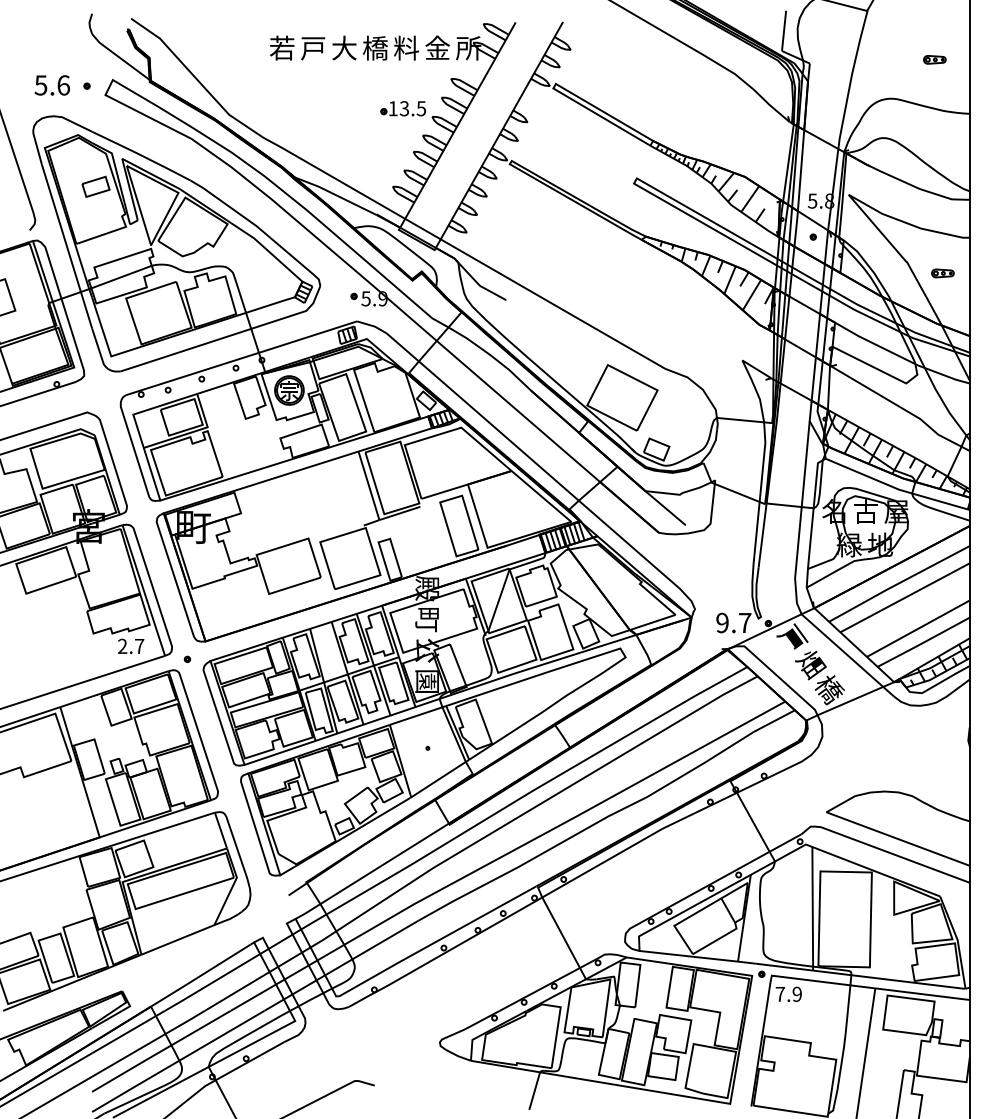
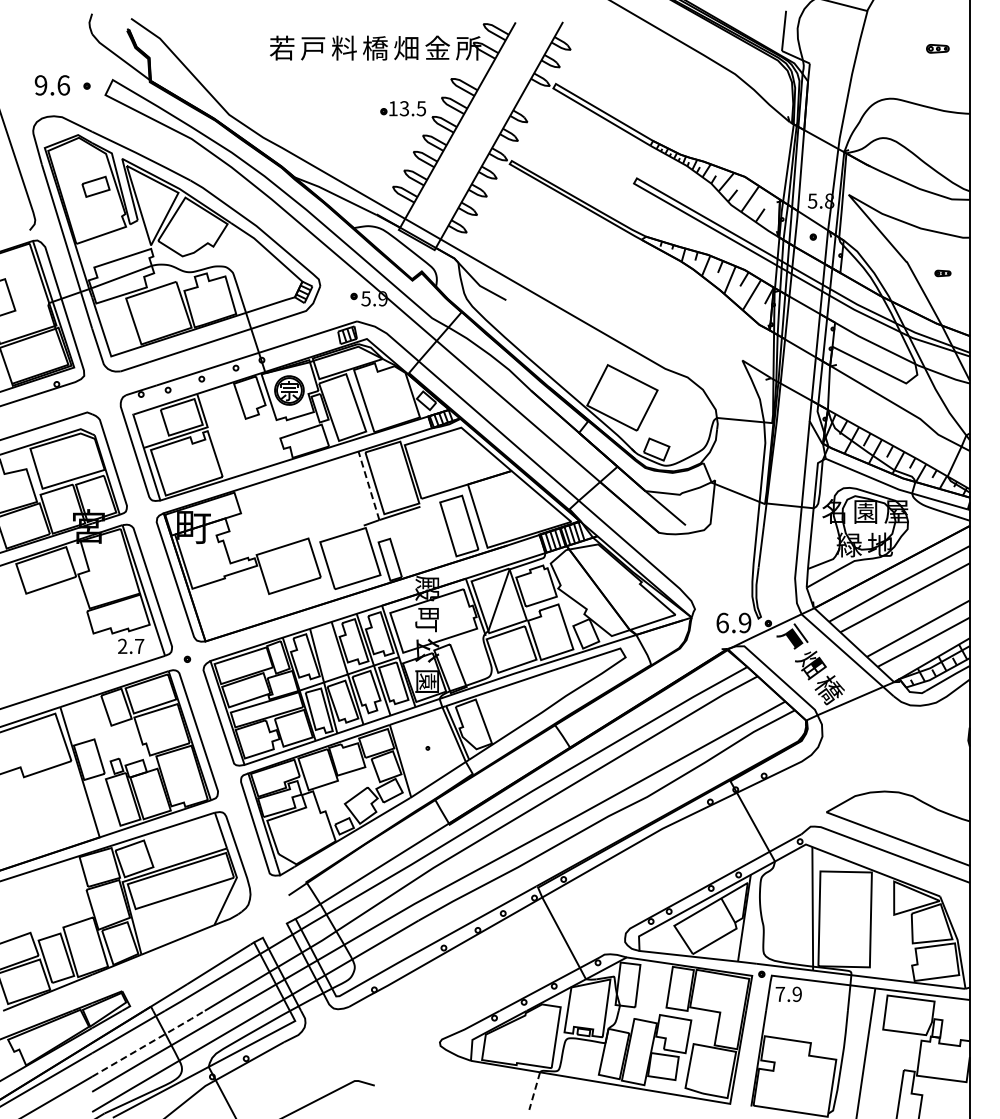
text: 大 -> 料 (344, 47)
text: 料 -> 畑 (406, 47)
part position: (934, 59) -> (937, 48) (937, 48)
text: 5.6 -> 9.6 (40, 85)
part size: 24x11 px -> 18x9 px (942, 273)
line: solid -> dashed (368, 485)
text: 古 -> 園 (865, 511)
text: 9.7 -> 6.9 (733, 622)
line: solid -> dashed (149, 1043)
line: solid -> dashed (534, 1091)
